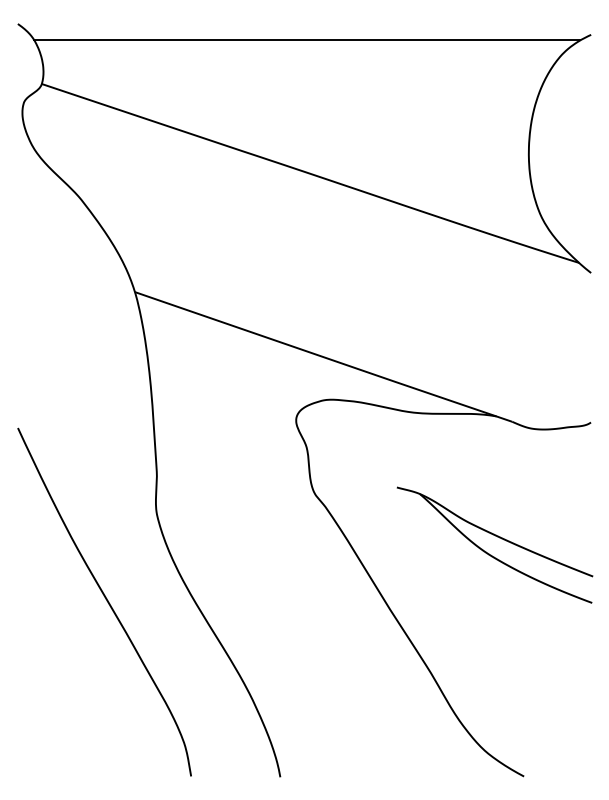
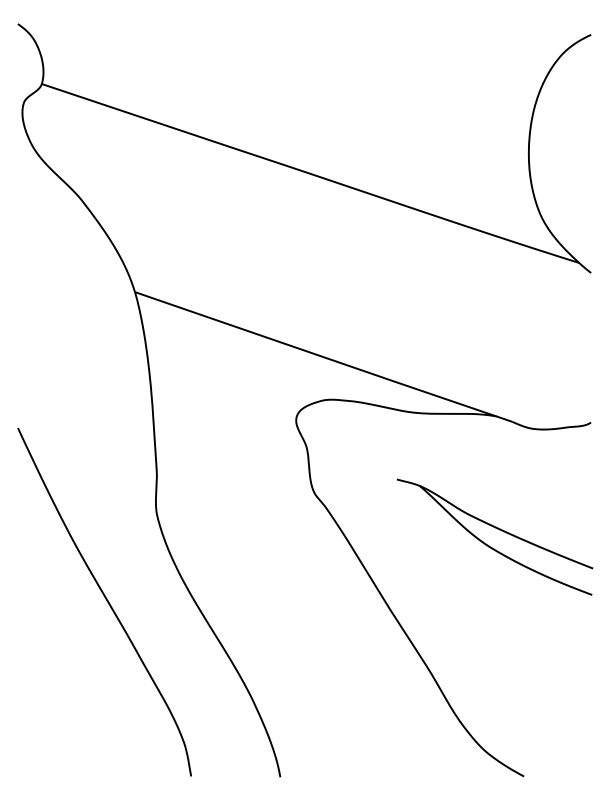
line: present -> none (307, 40)
part position: (497, 537) -> (497, 529) (497, 529)
